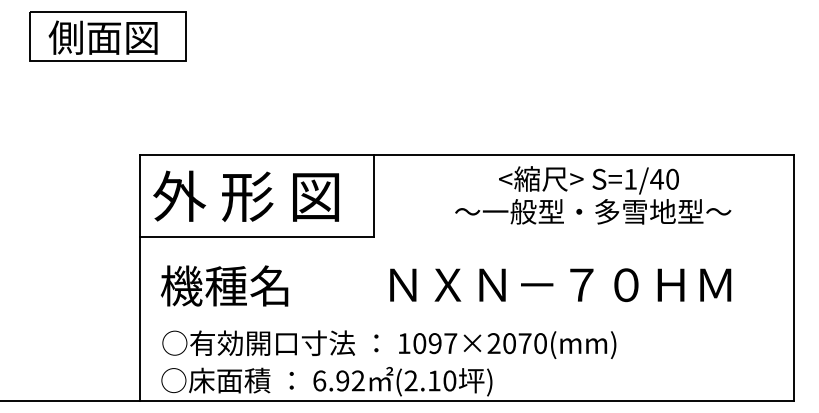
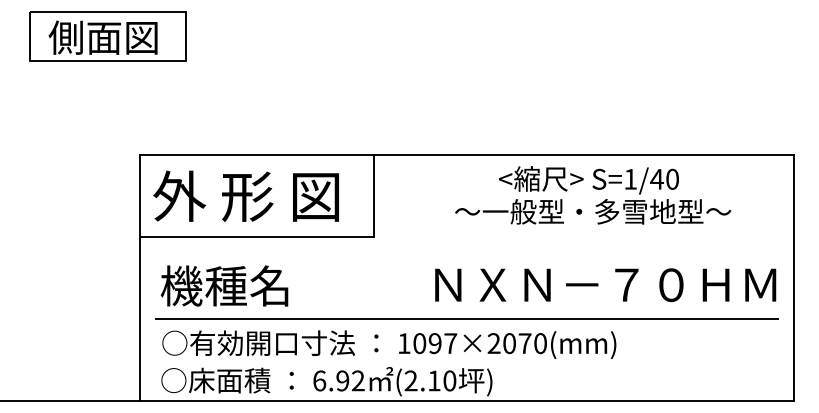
text position: (560, 285) -> (605, 285) (605, 285)
line: none -> present (467, 318)
